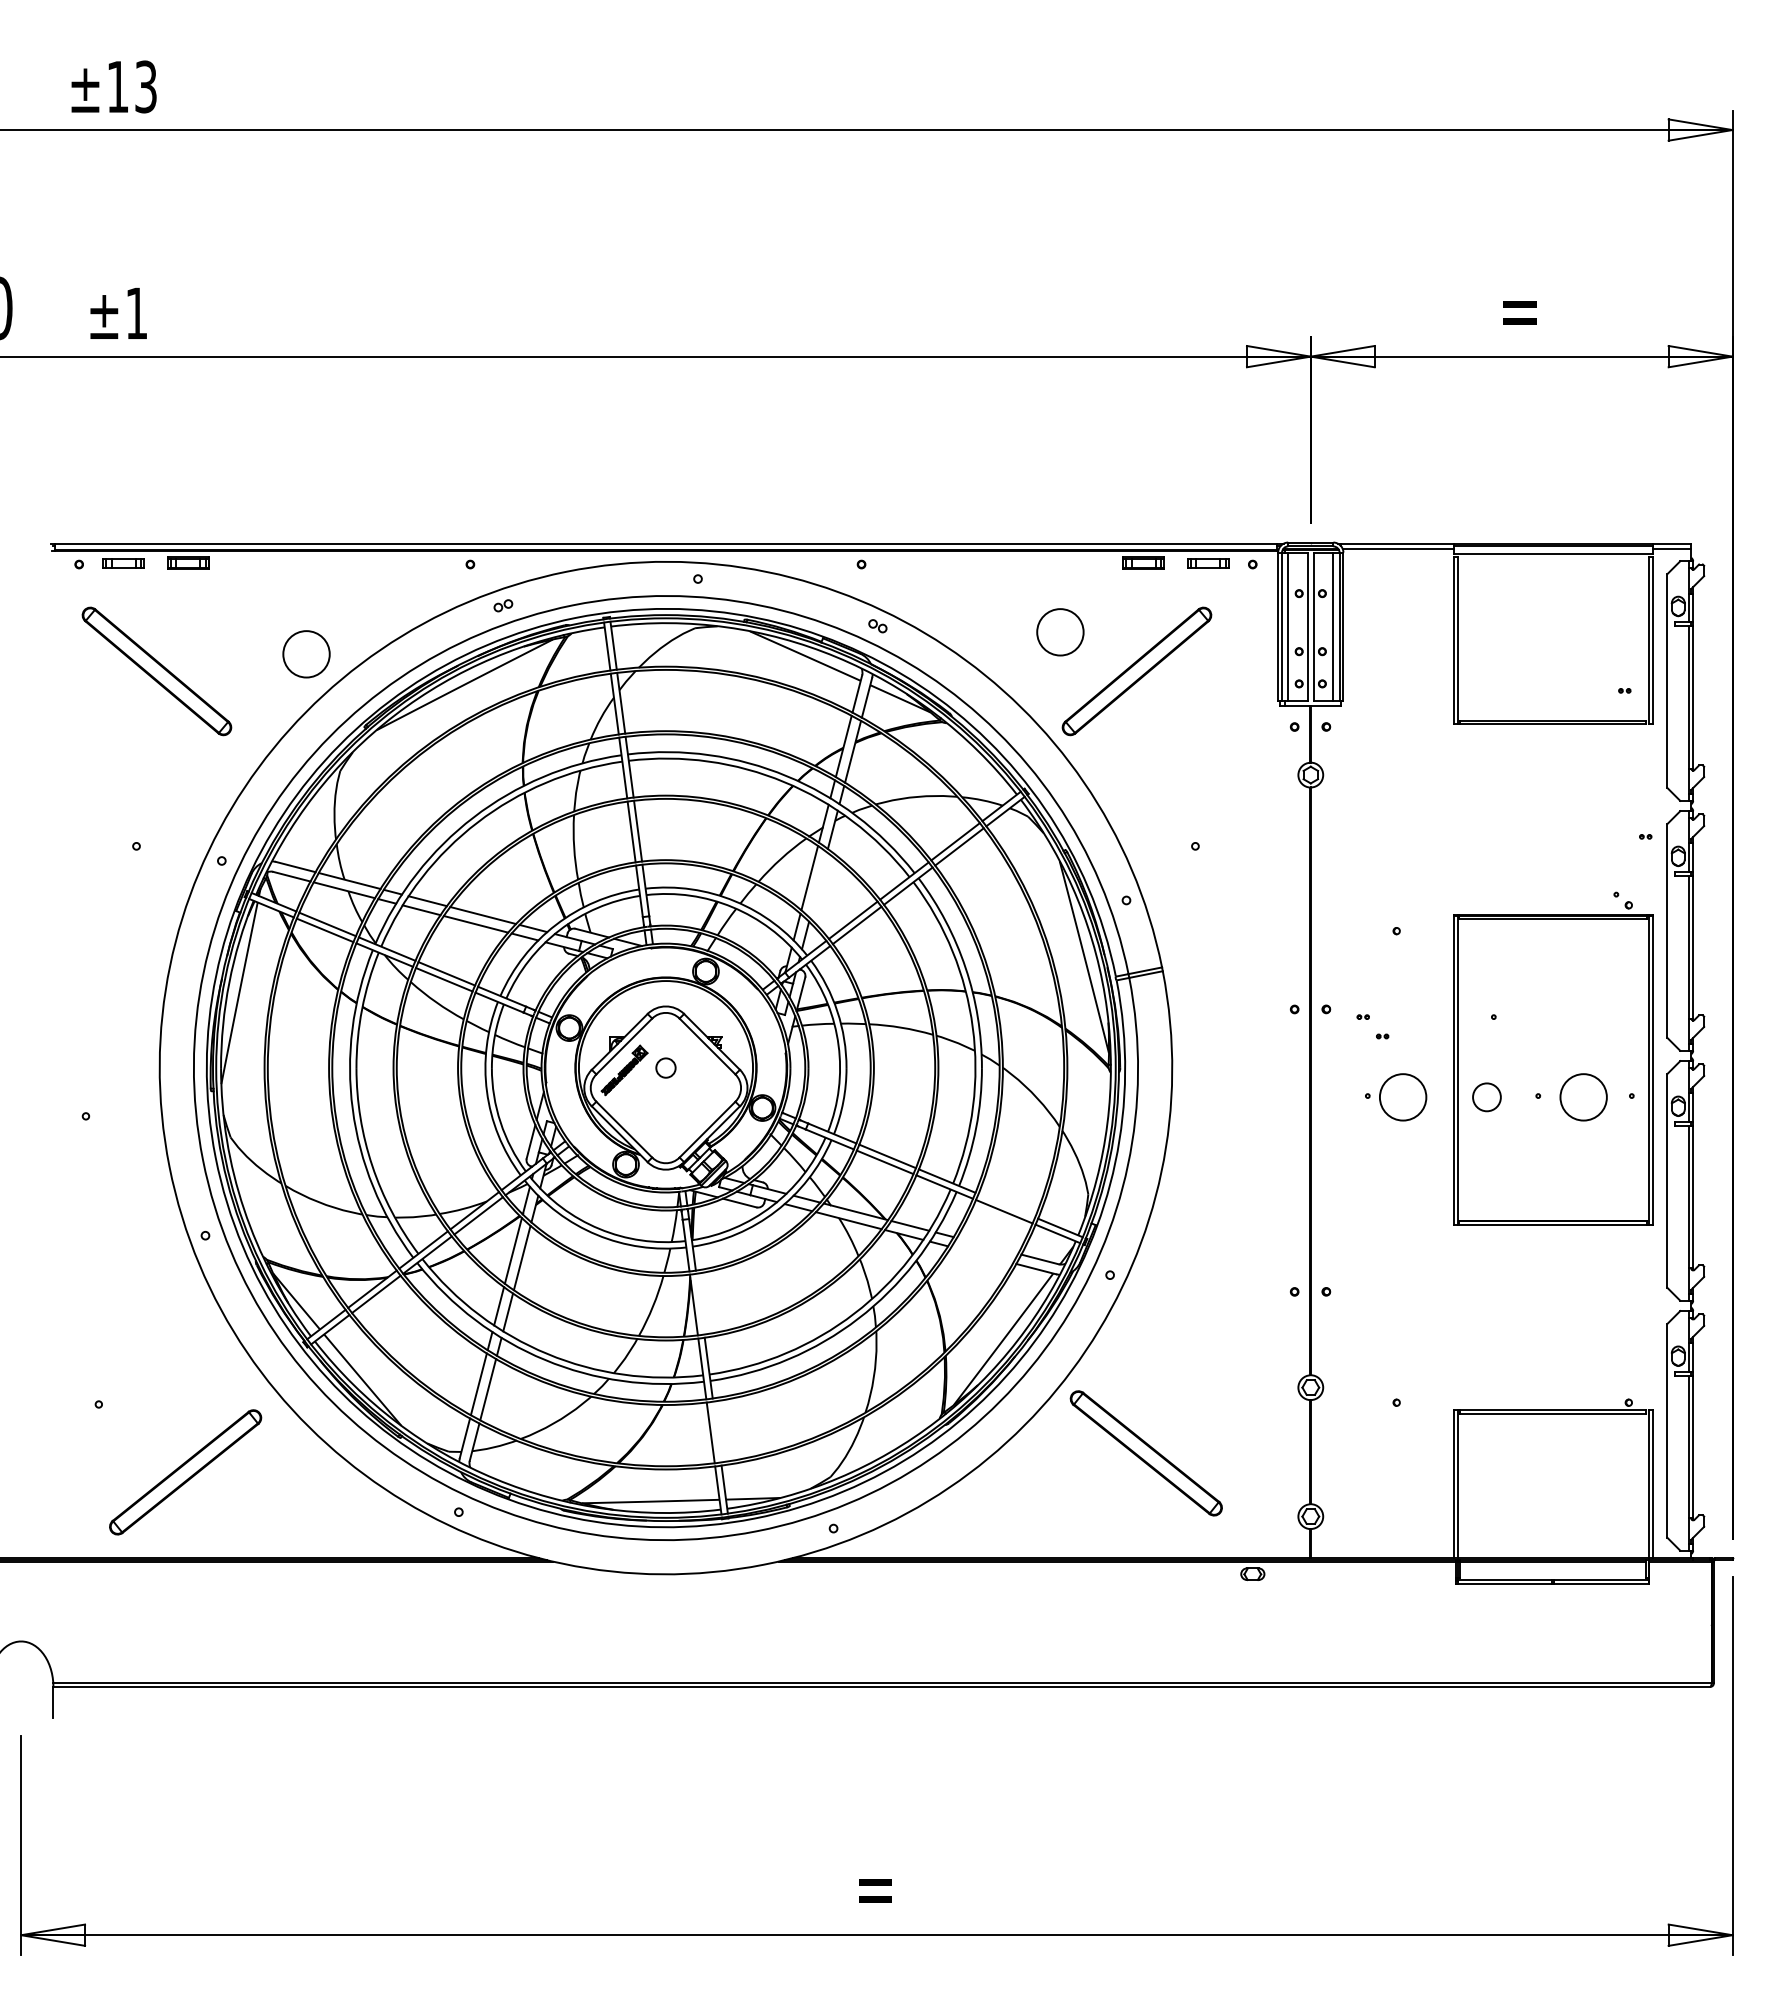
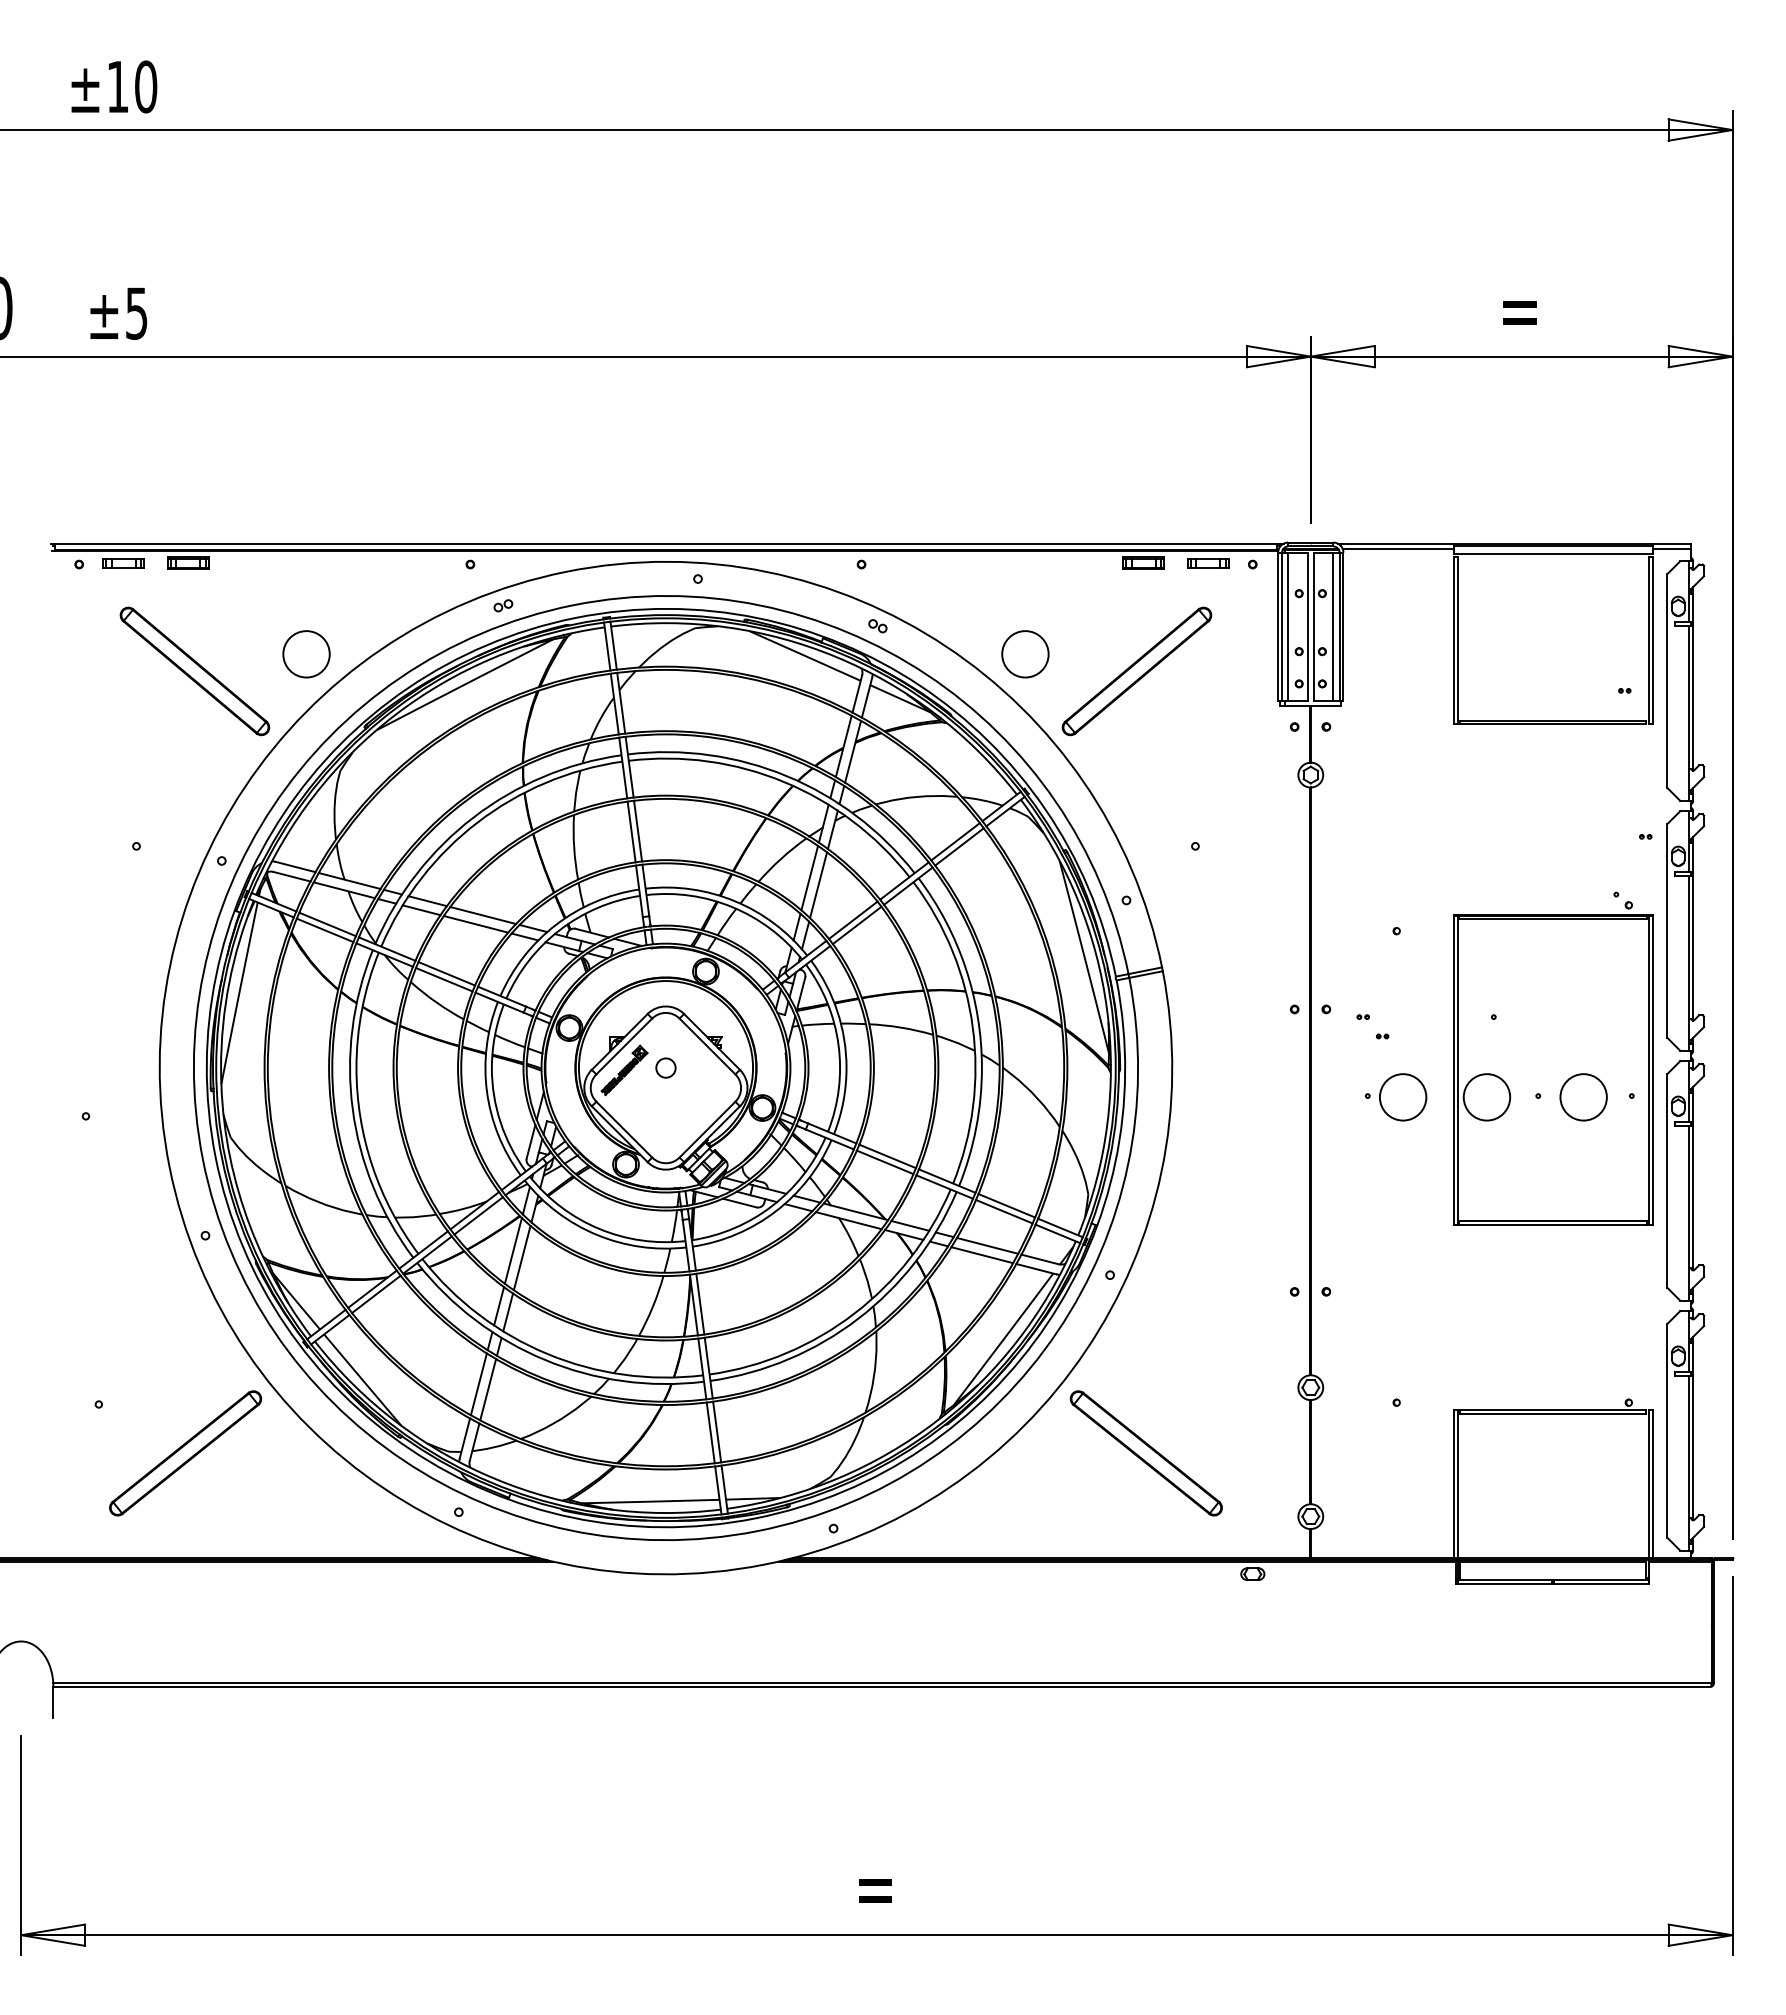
text: ±13 -> ±10 (146, 86)
text: ±1 -> ±5 (136, 313)
circle position: (1060, 632) -> (1025, 654) (1025, 654)
part position: (156, 671) -> (194, 671) (194, 671)
line: none -> present (818, 885)
circle diameter: 28 px -> 46 px (1486, 1097)
line: none -> present (1006, 1205)
line: none -> present (987, 1245)
line: none -> present (982, 1255)
line: none -> present (700, 1303)
line: none -> present (717, 1431)
part position: (185, 1472) -> (185, 1453) (185, 1453)
